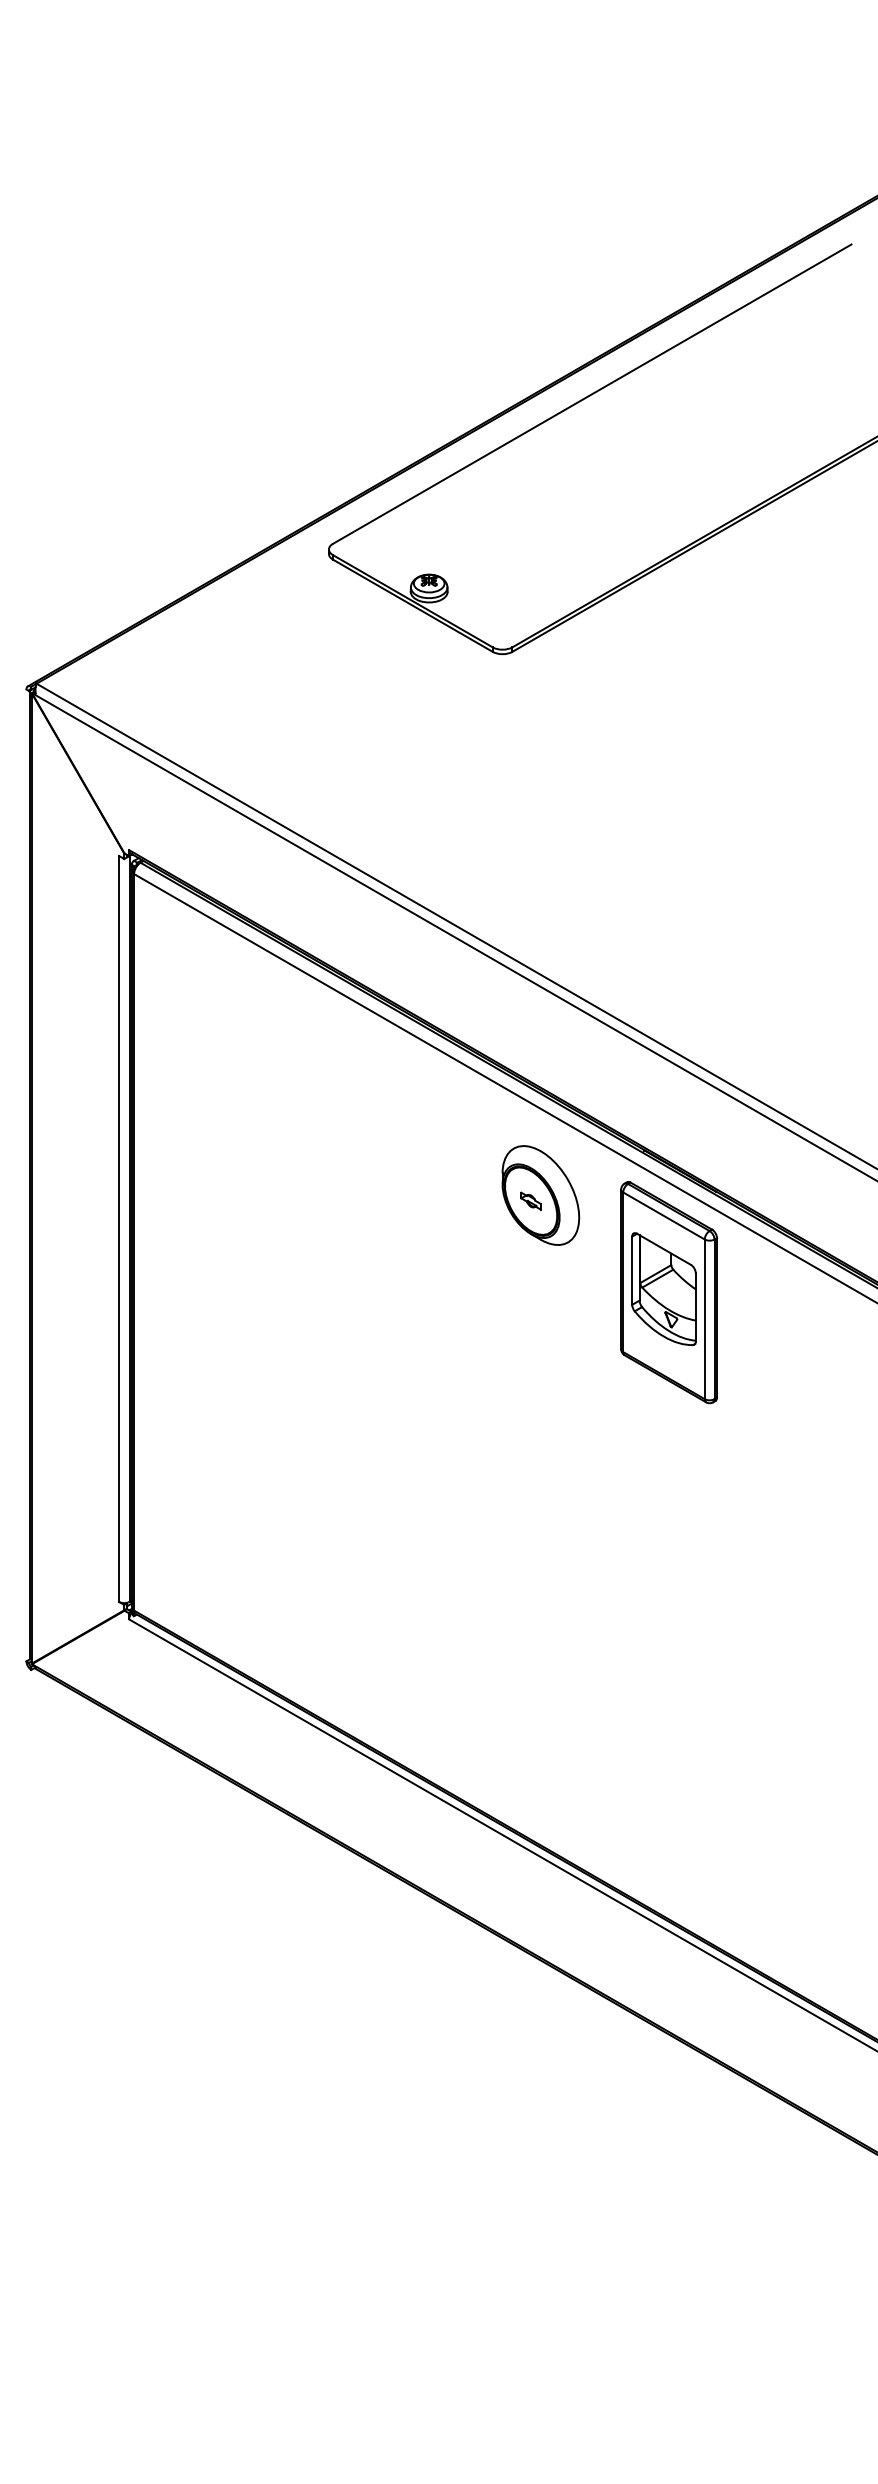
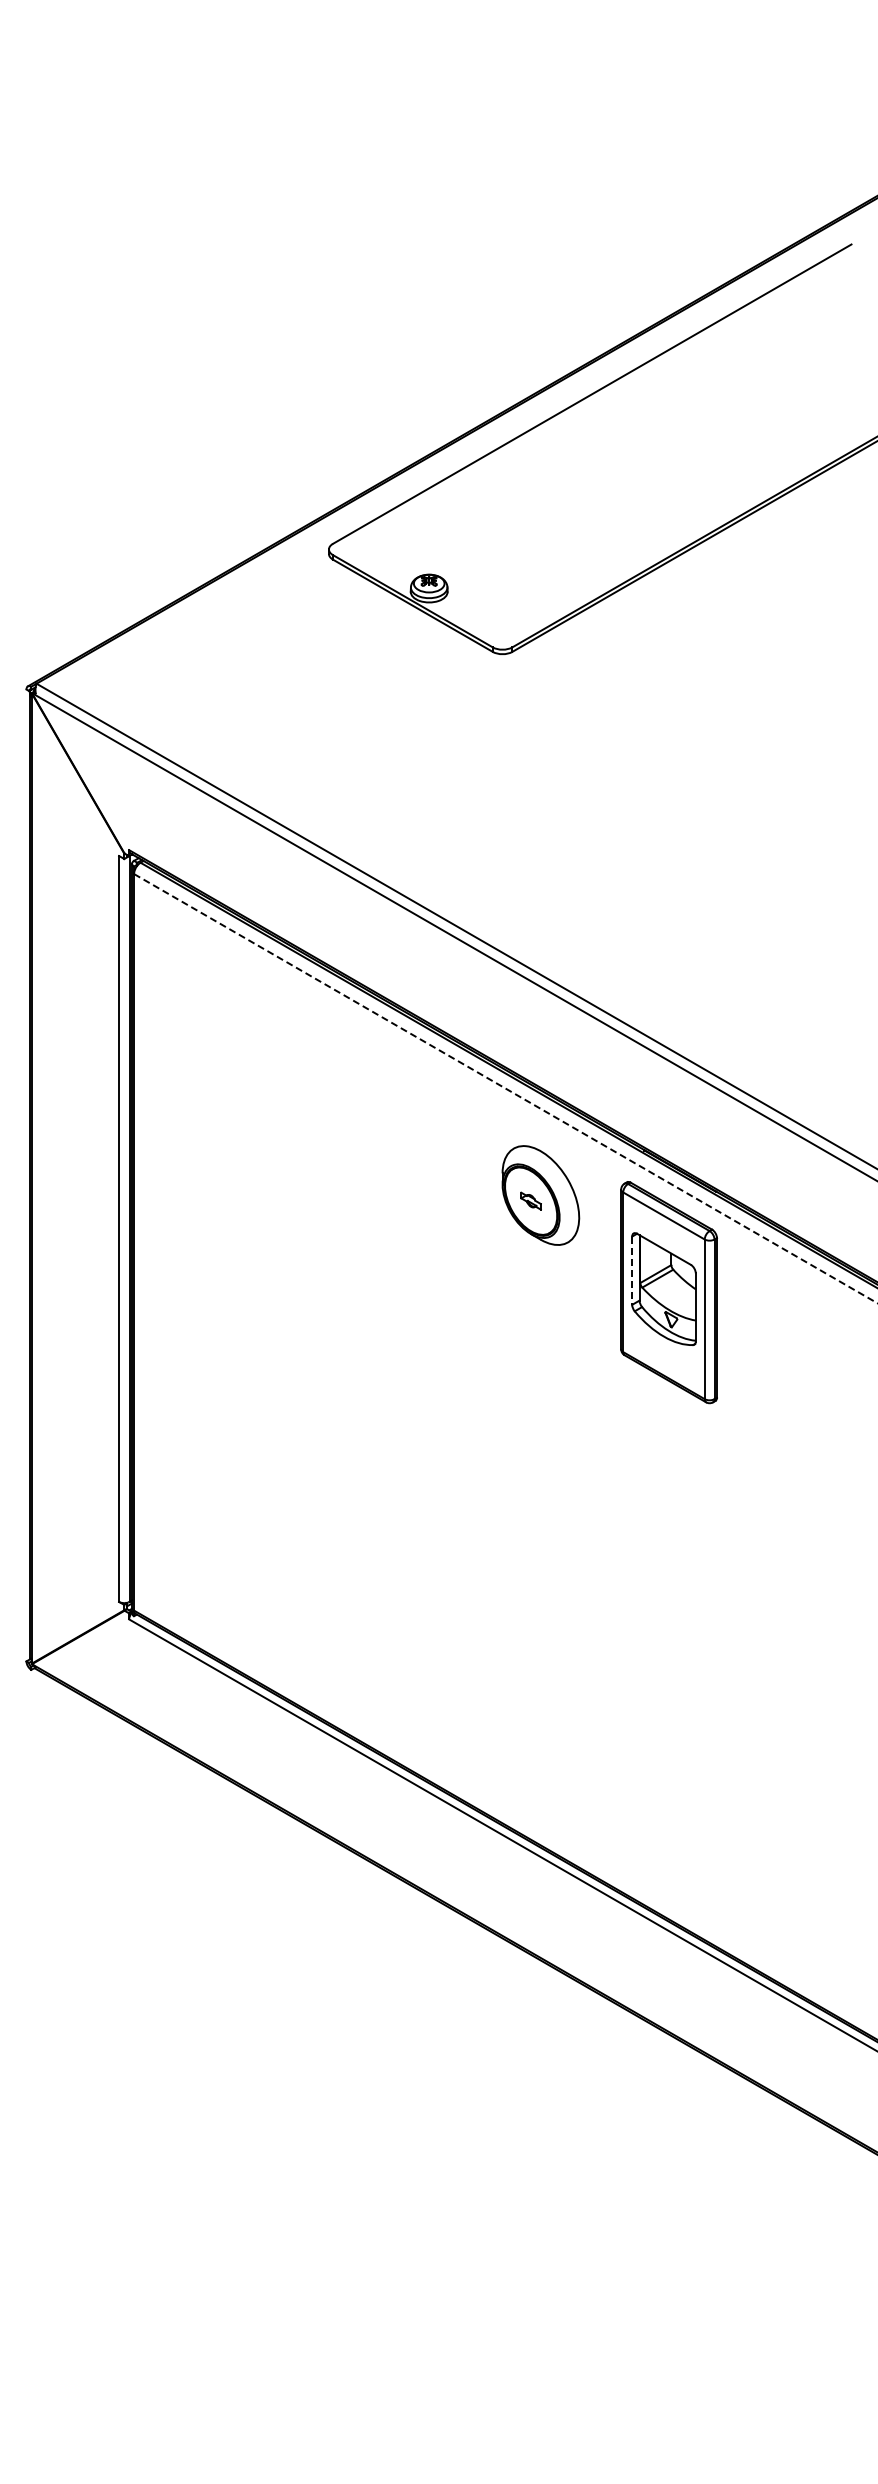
line: solid -> dashed (506, 1089)
line: solid -> dashed (632, 1271)
